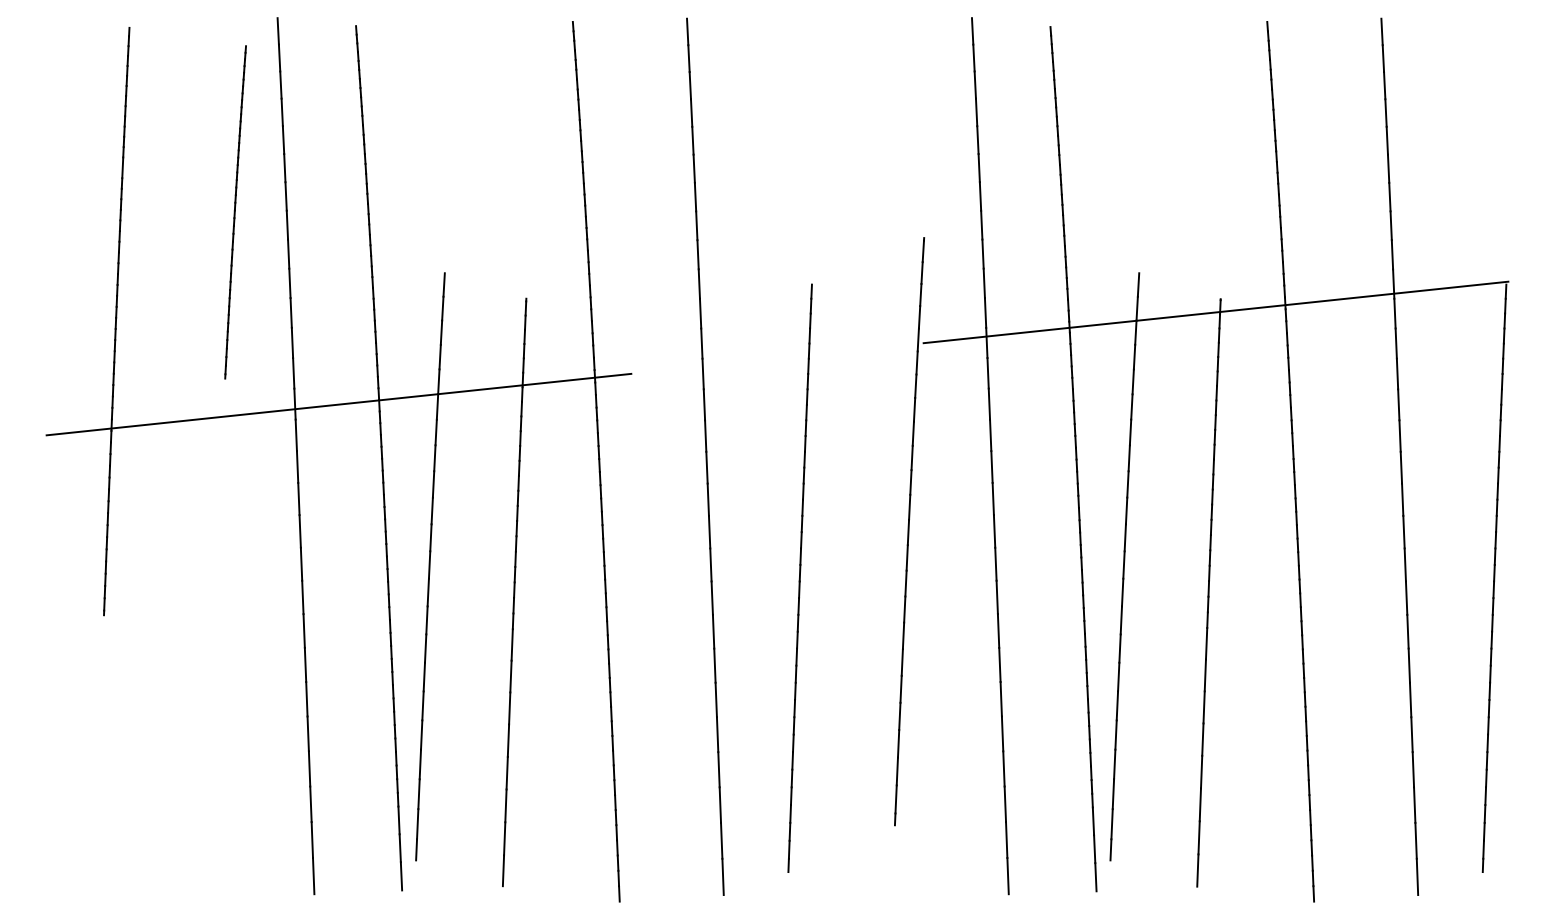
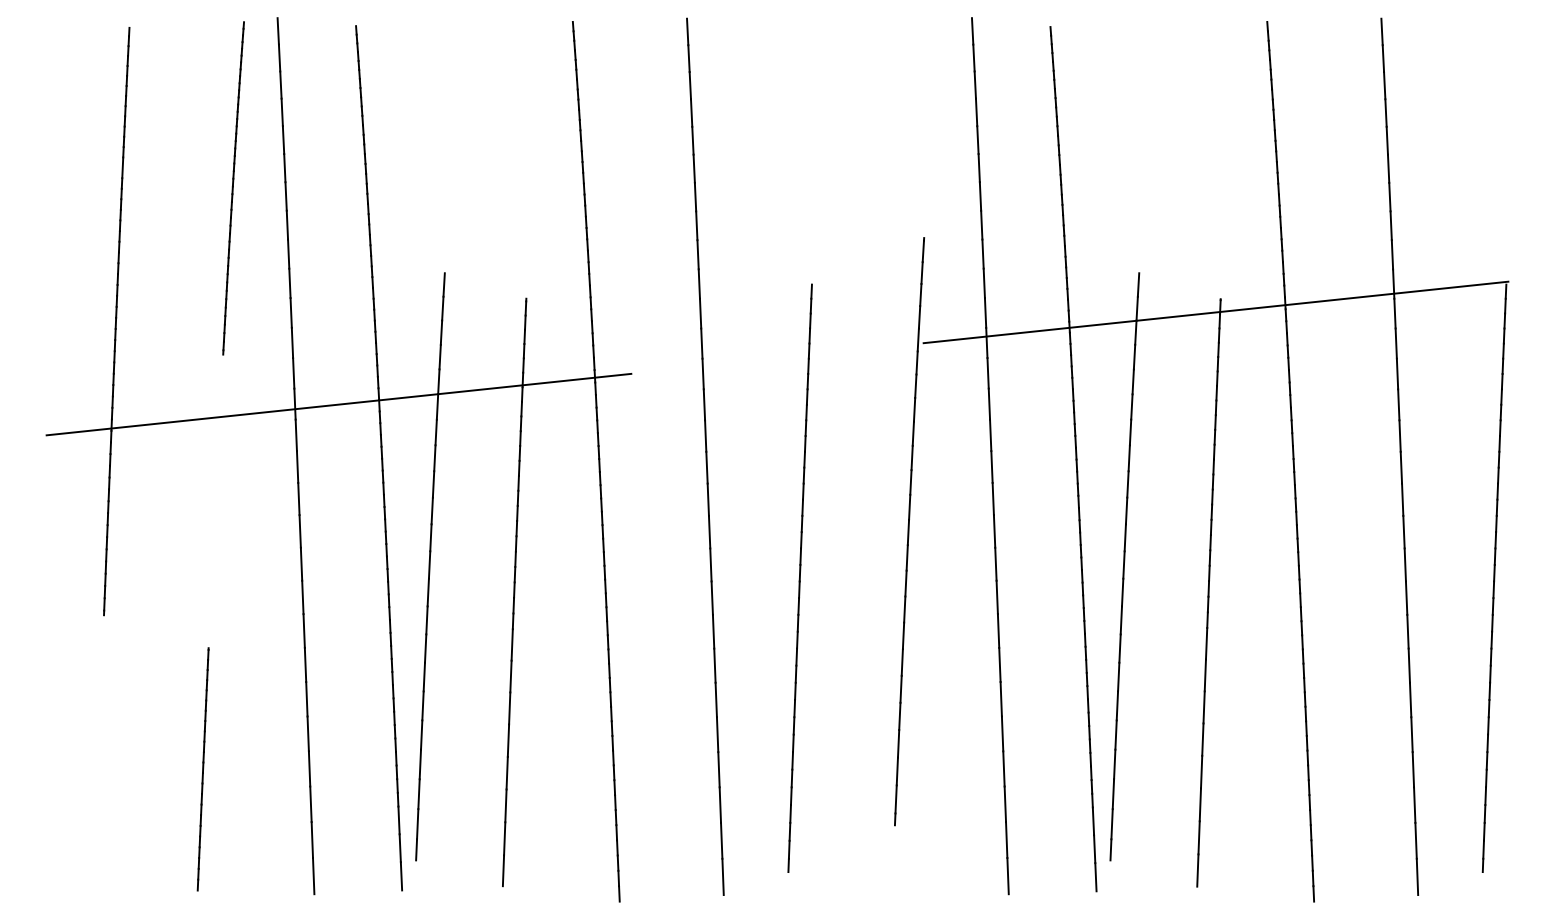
line position: (235, 212) -> (233, 188) (233, 188)
line: none -> present (202, 769)
